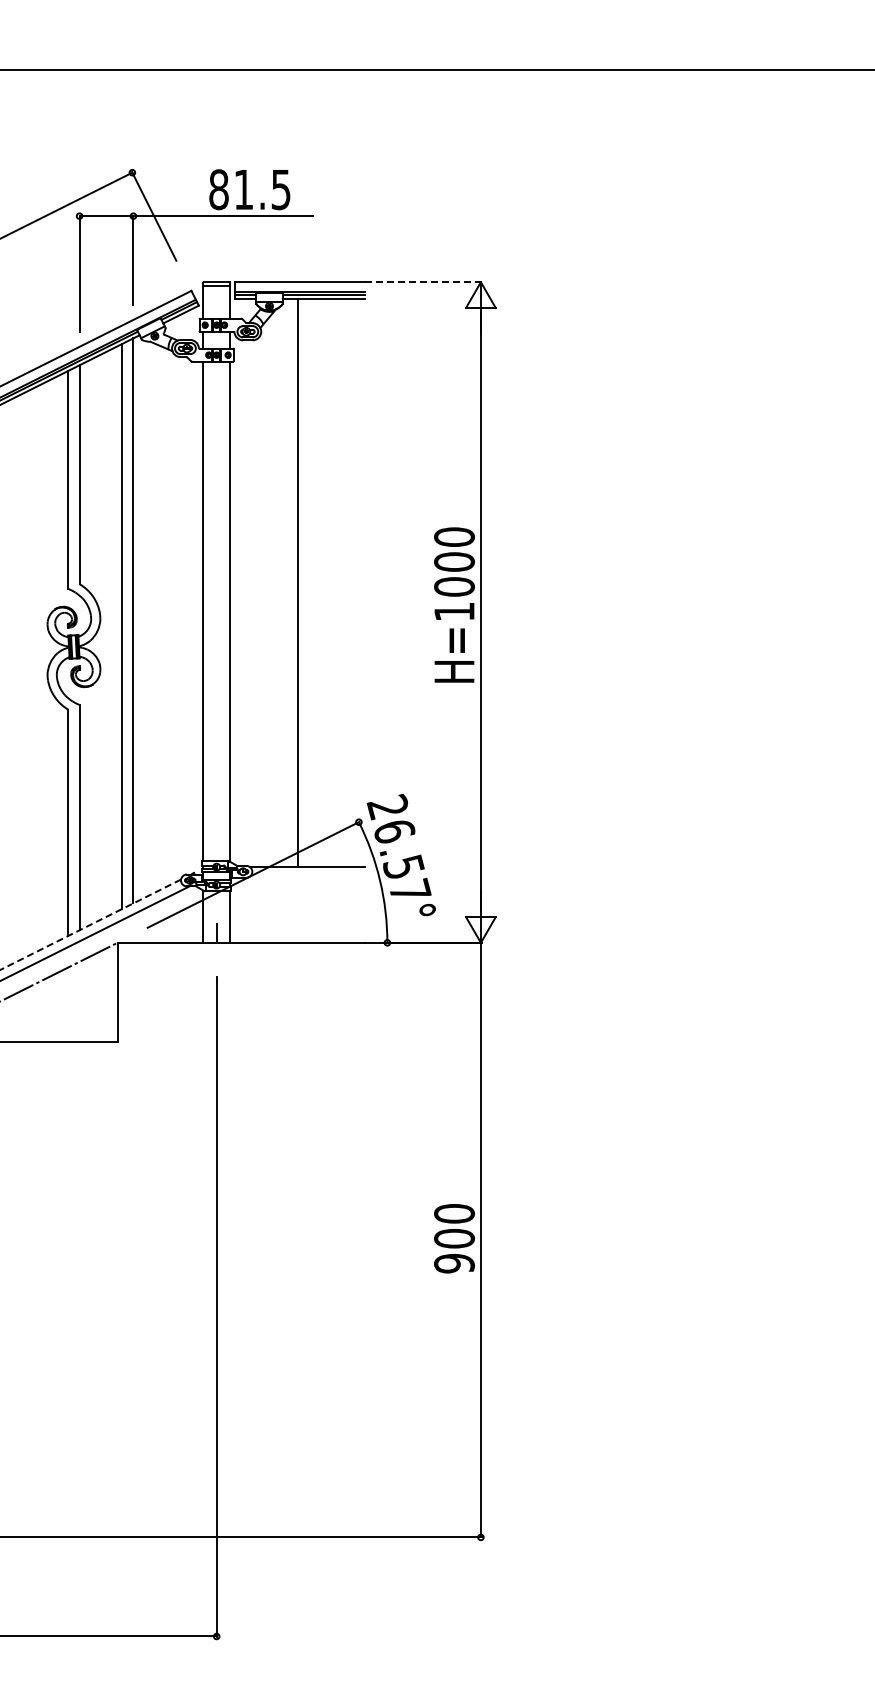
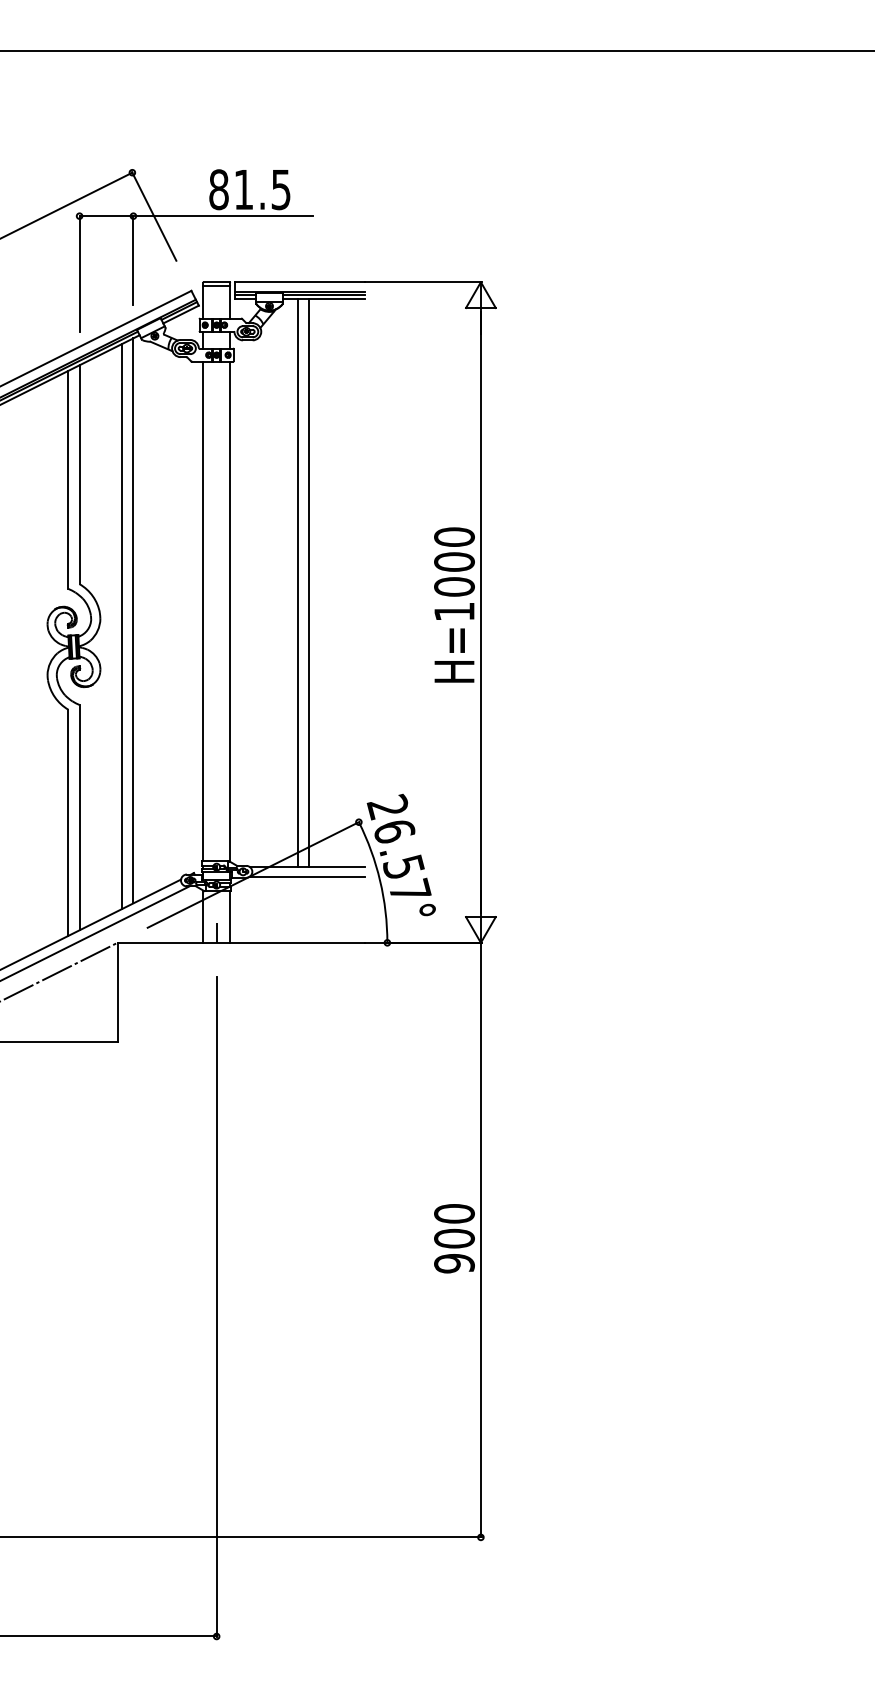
line position: (436, 69) -> (436, 50) (436, 50)
line: dashed -> solid (423, 282)
line: none -> present (309, 582)
line: none -> present (306, 876)
line: dashed -> solid (90, 924)
